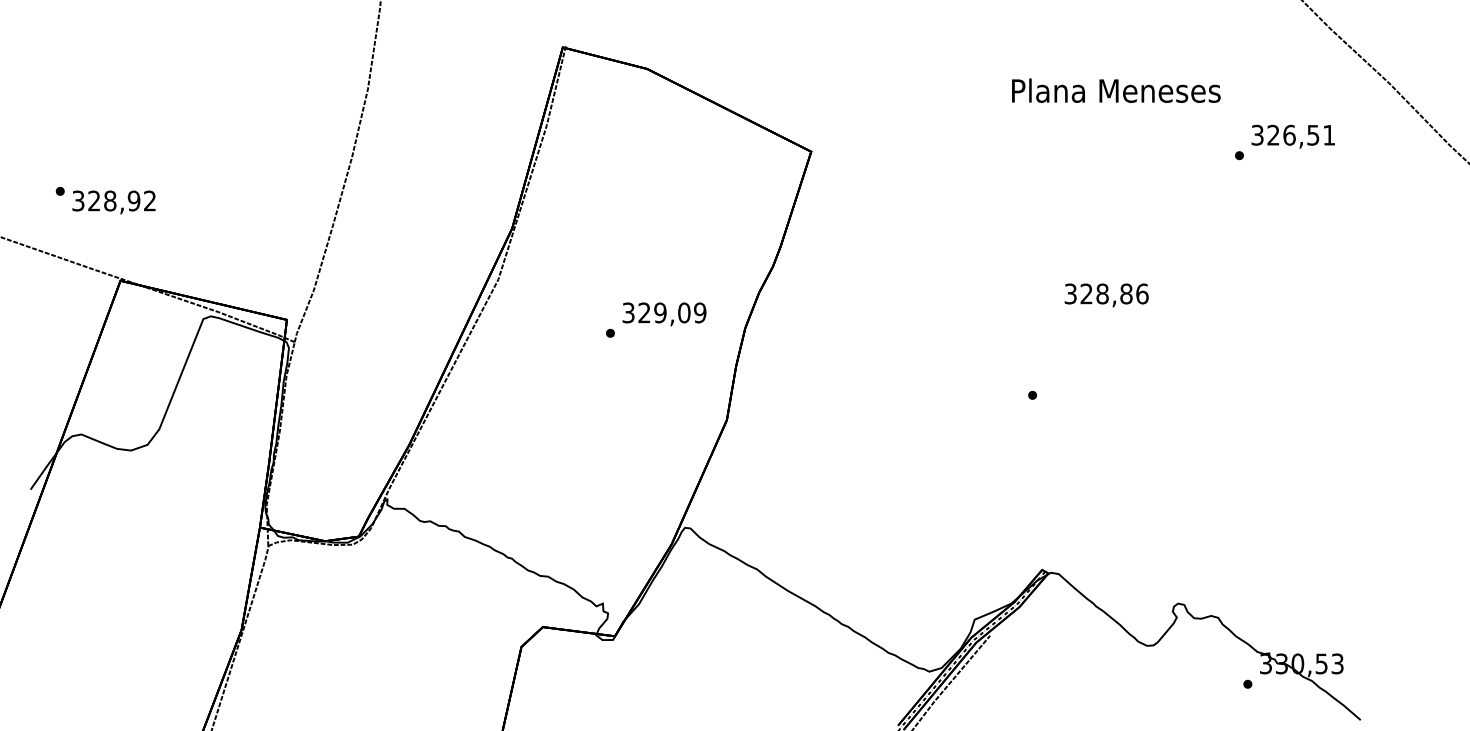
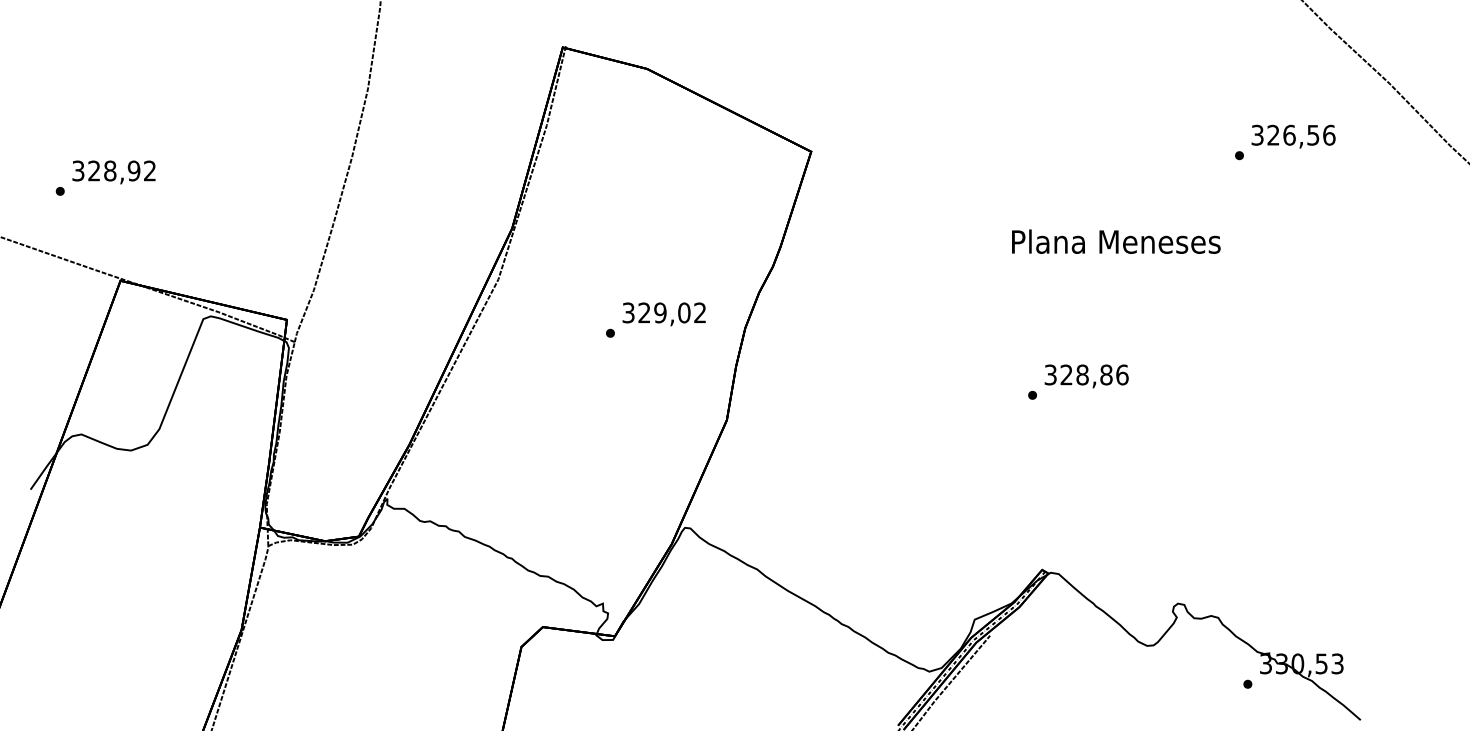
text position: (1116, 90) -> (1116, 241) (1116, 241)
text: 326,51 -> 326,56 (1329, 134)
text position: (113, 202) -> (113, 172) (113, 172)
text position: (1106, 295) -> (1086, 376) (1086, 376)
text: 329,09 -> 329,02 (700, 312)
